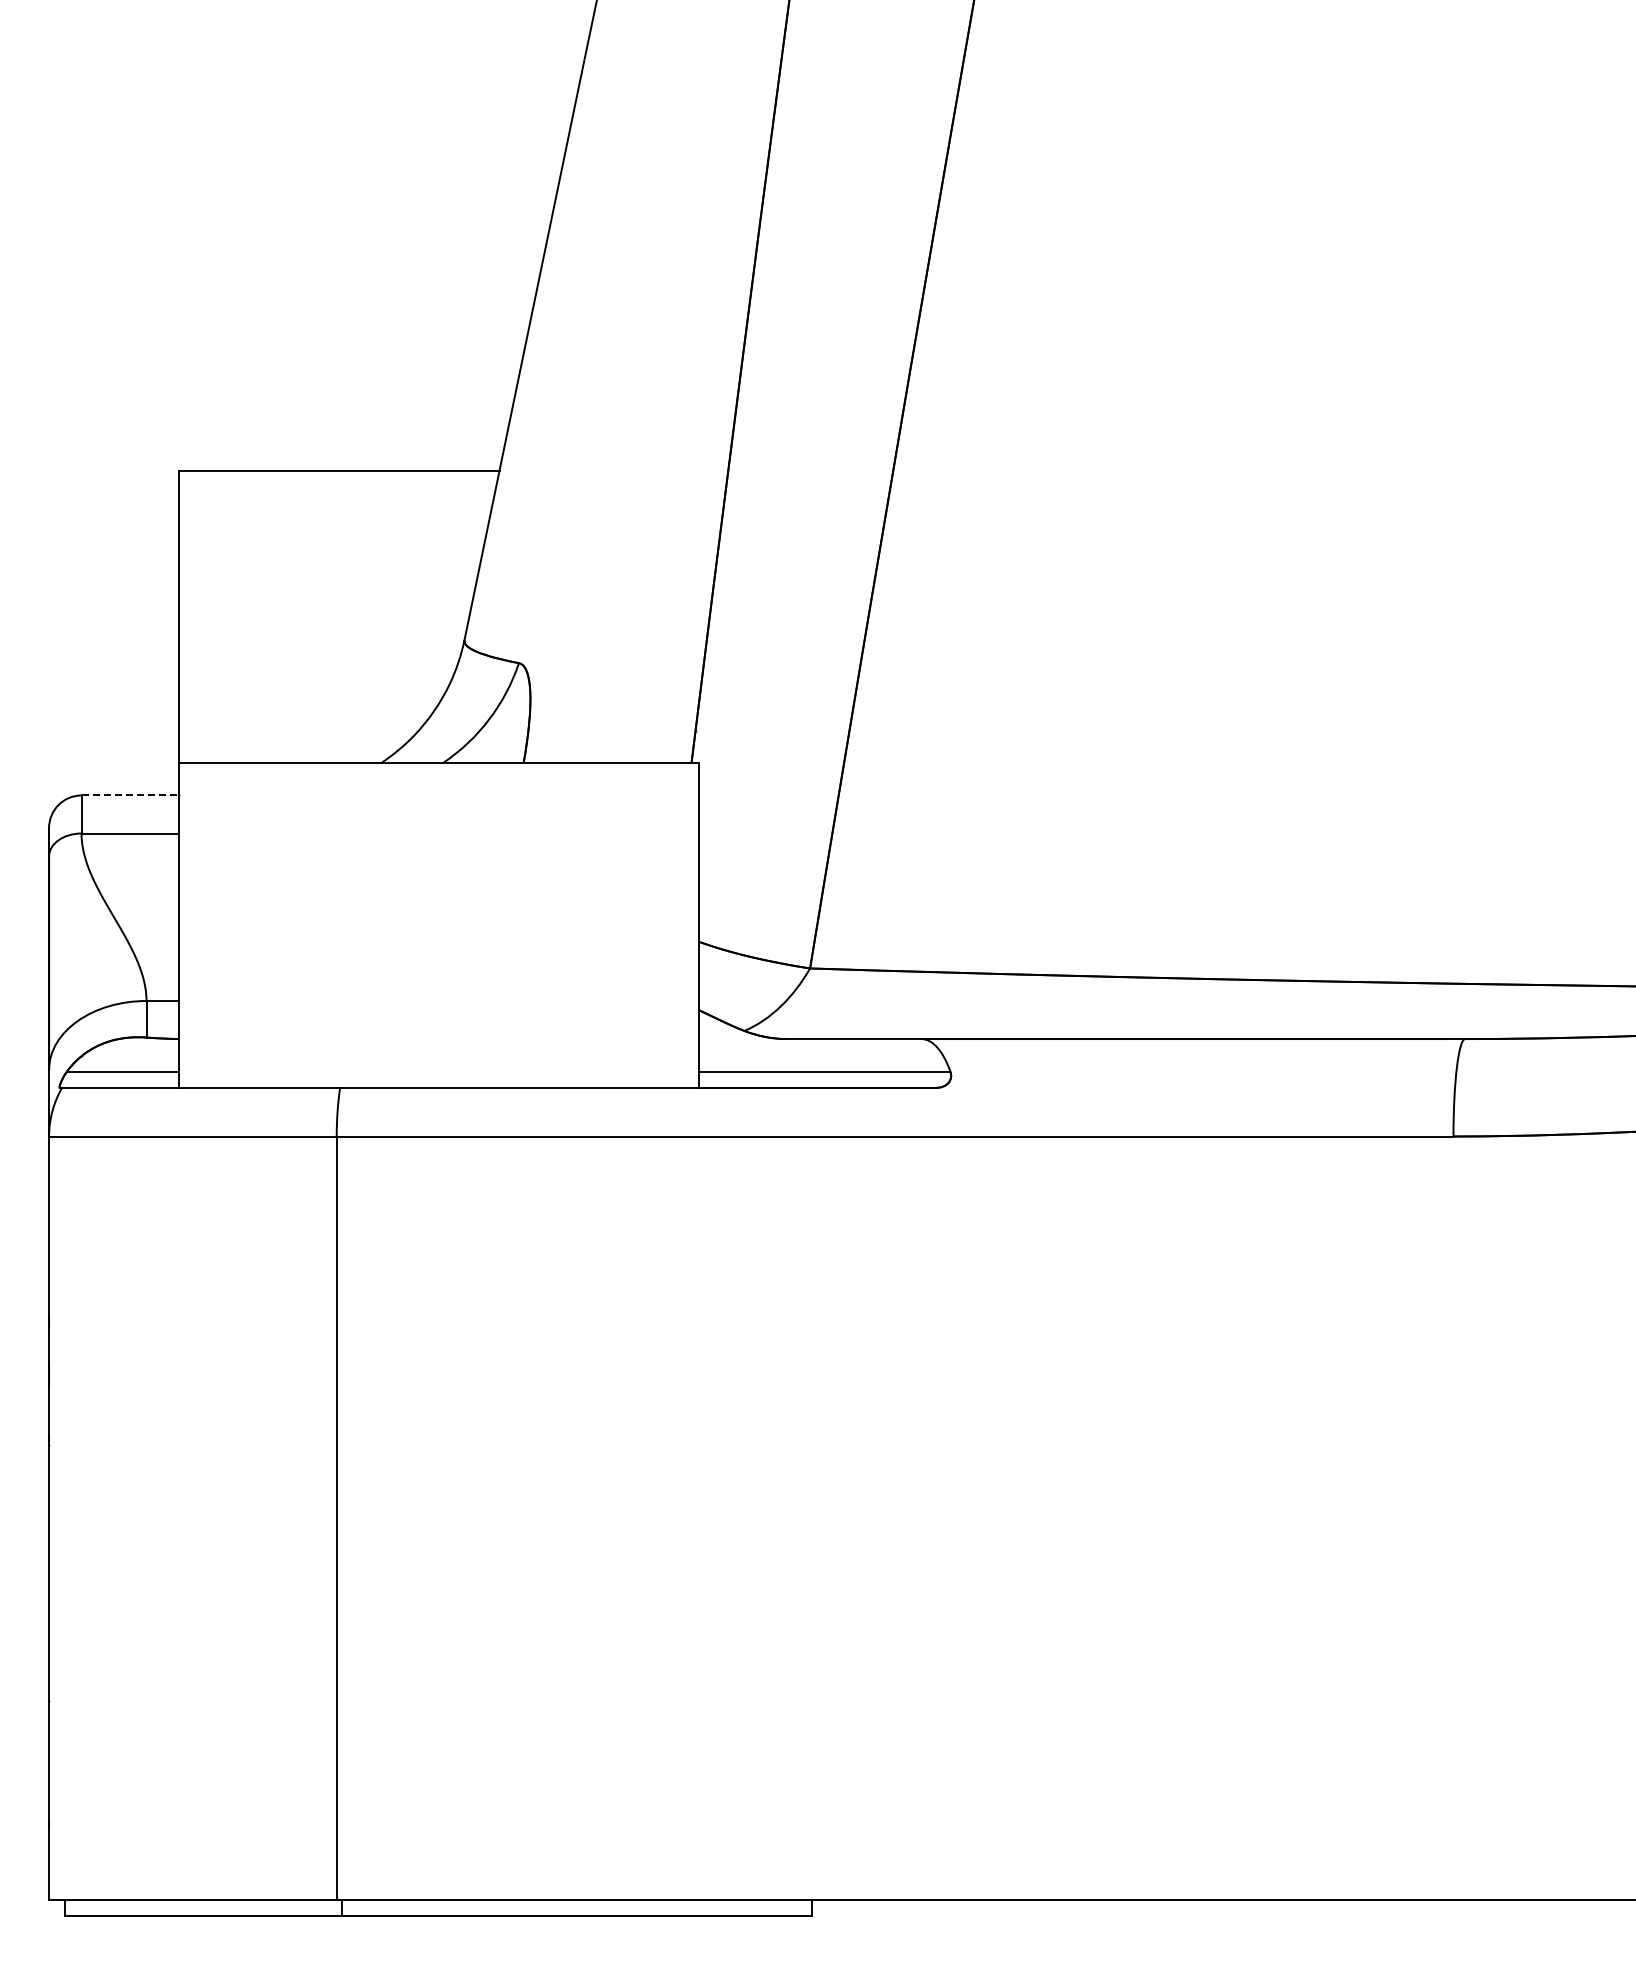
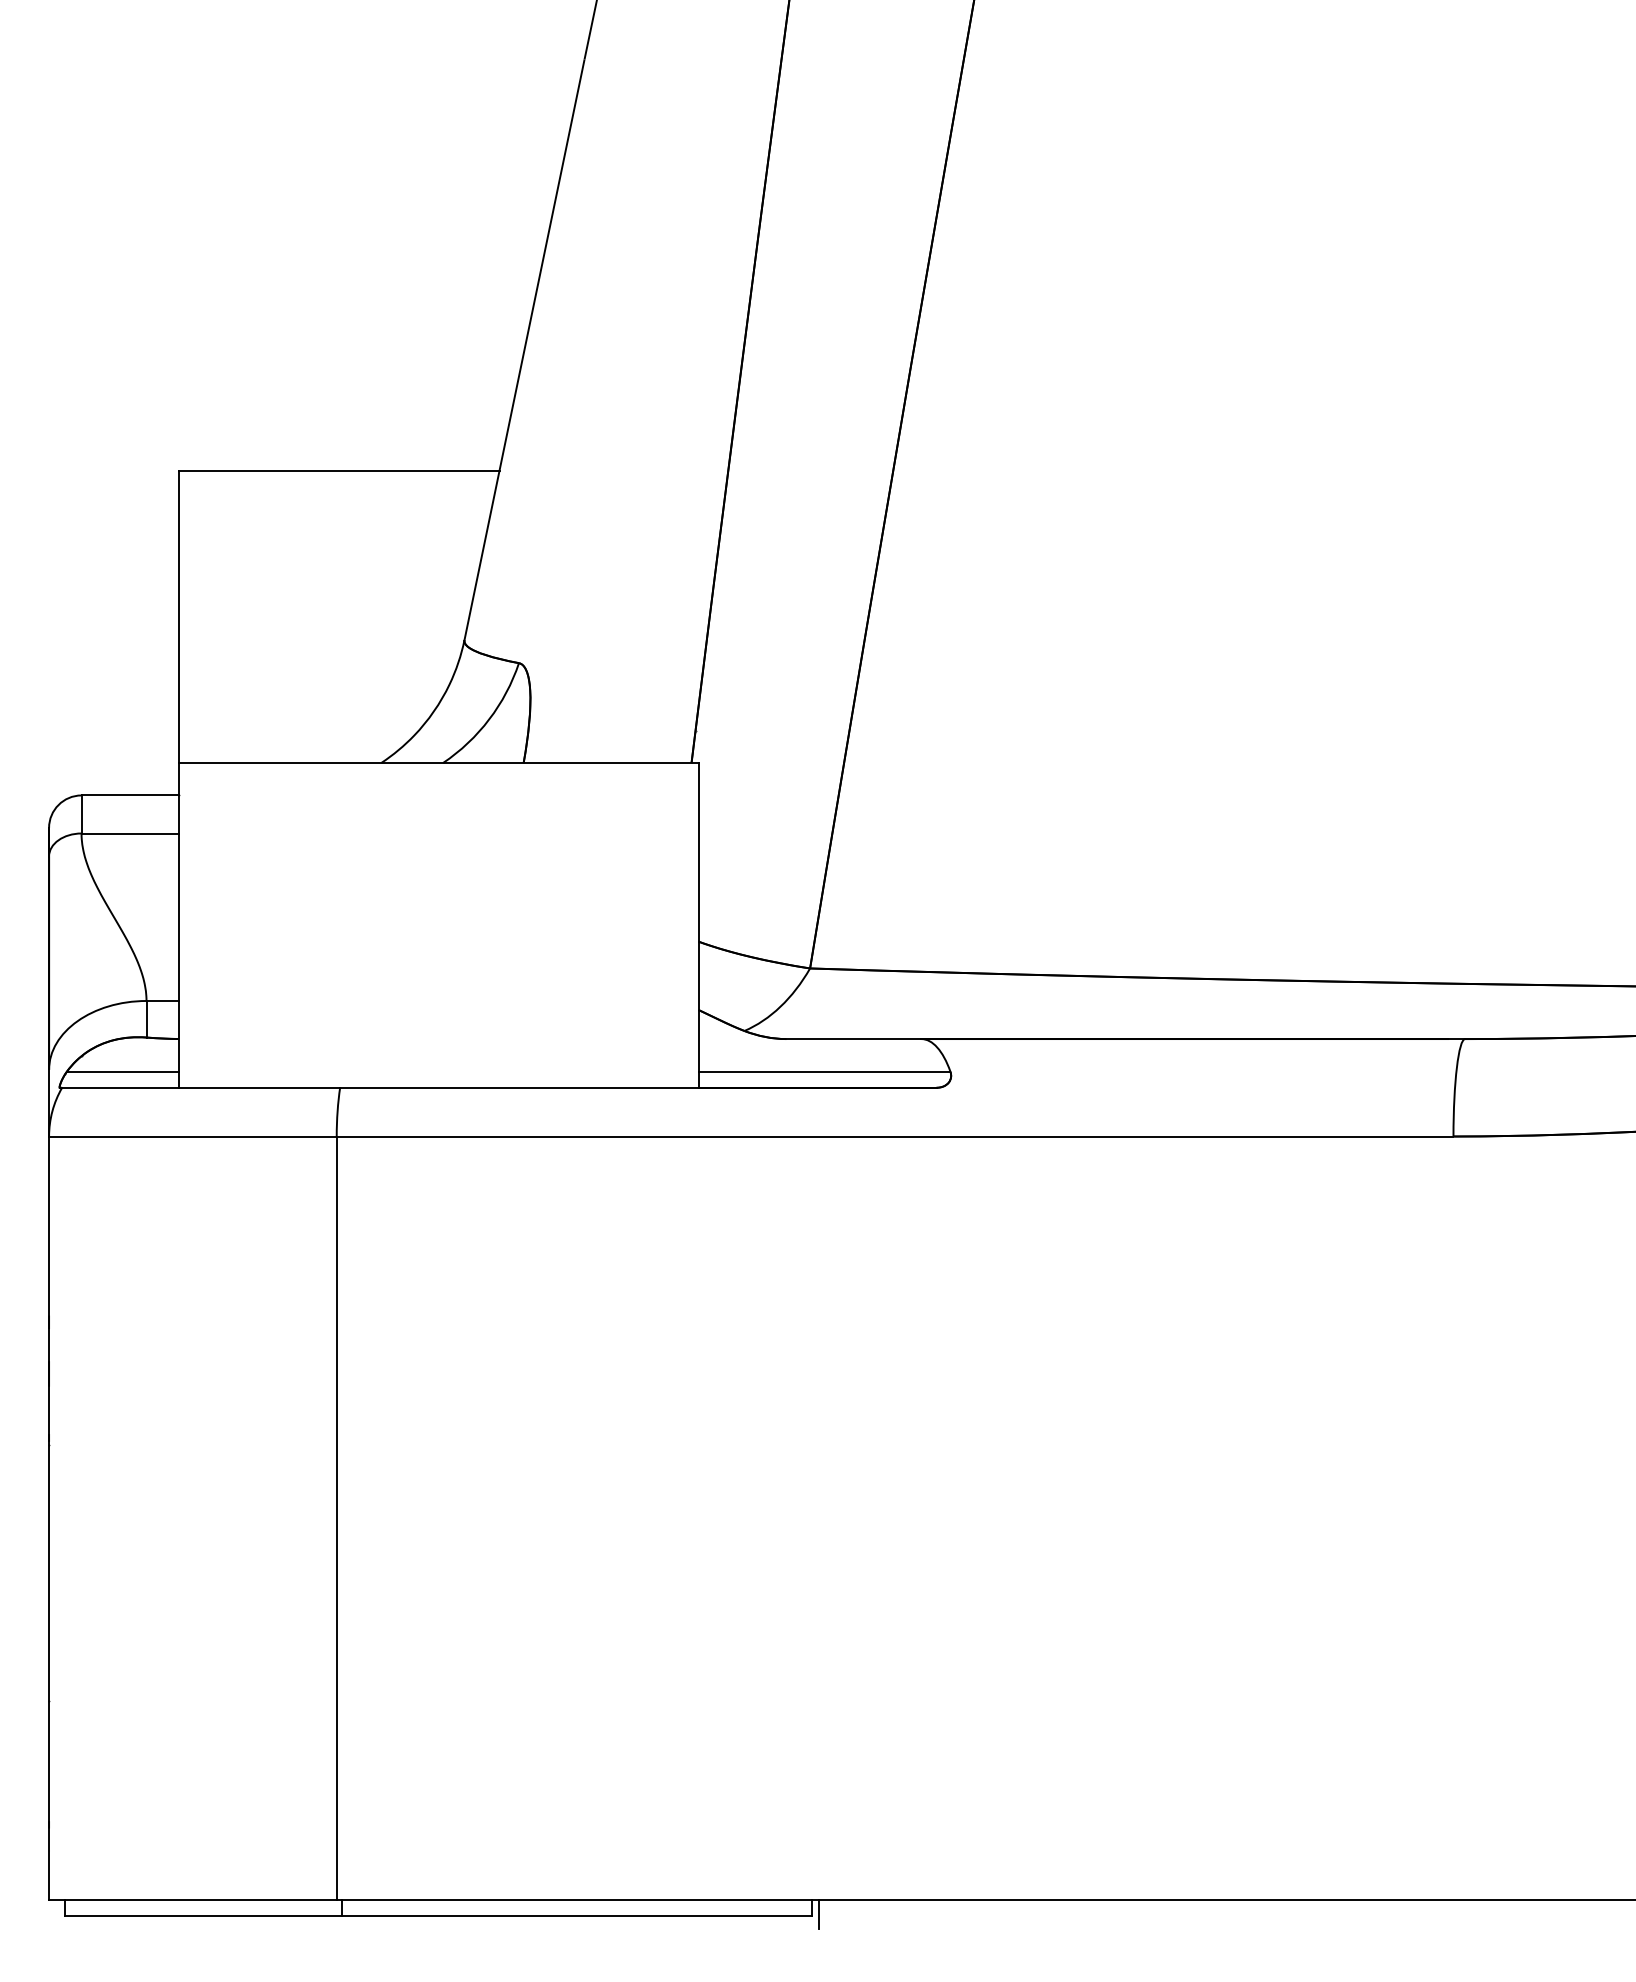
line: dashed -> solid (130, 795)
line: none -> present (819, 1914)
